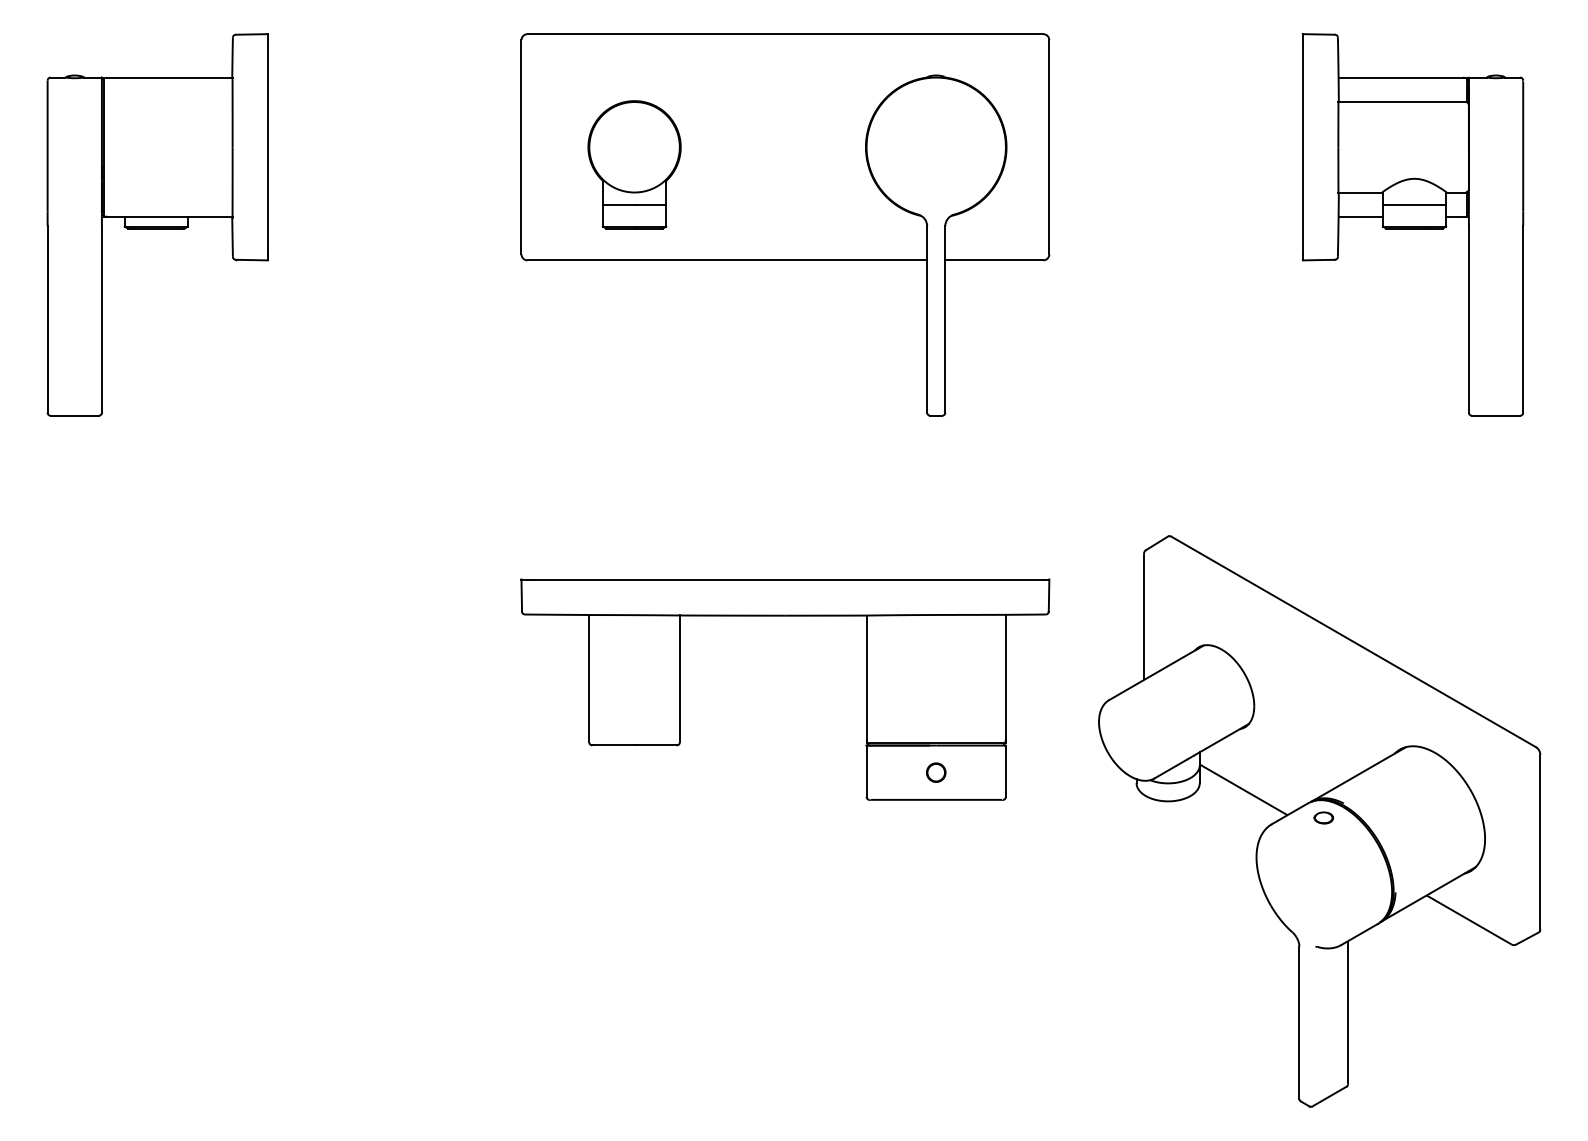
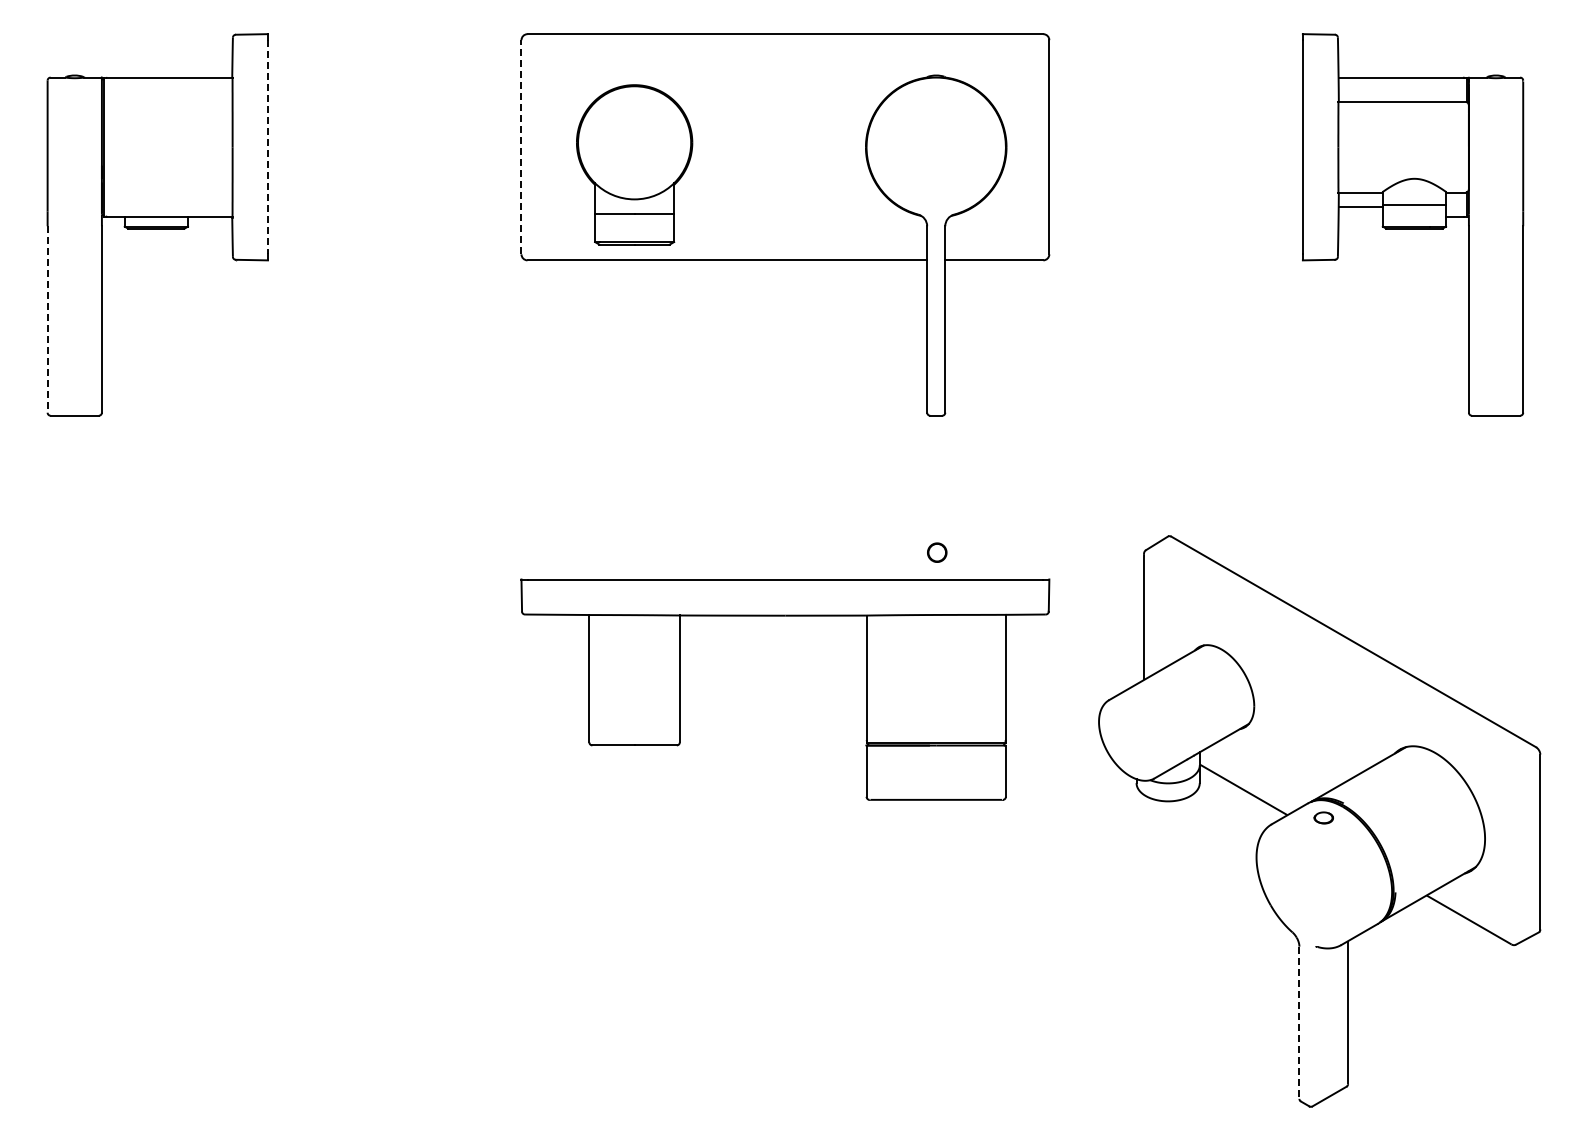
line: solid -> dashed (521, 146)
line: solid -> dashed (267, 147)
part size: 95x130 px -> 118x162 px (634, 164)
line position: (1360, 216) -> (1360, 206) (1360, 206)
line: solid -> dashed (47, 319)
part position: (936, 772) -> (937, 552) (937, 552)
line: solid -> dashed (1299, 1023)
